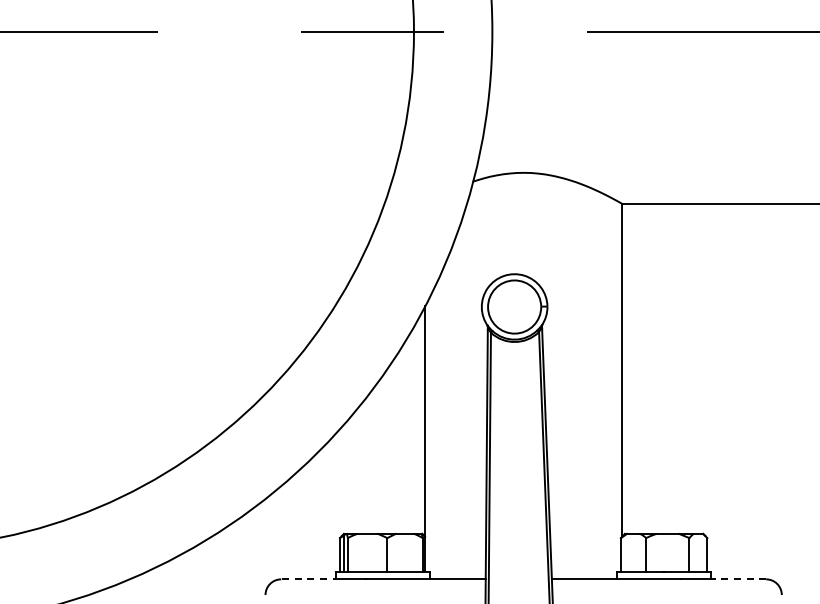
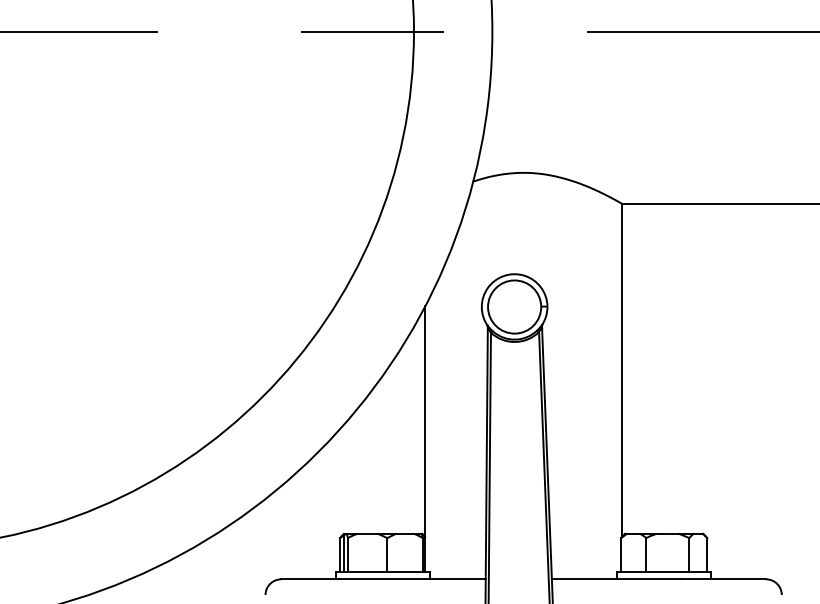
line: dashed -> solid (309, 579)
line: dashed -> solid (736, 579)
